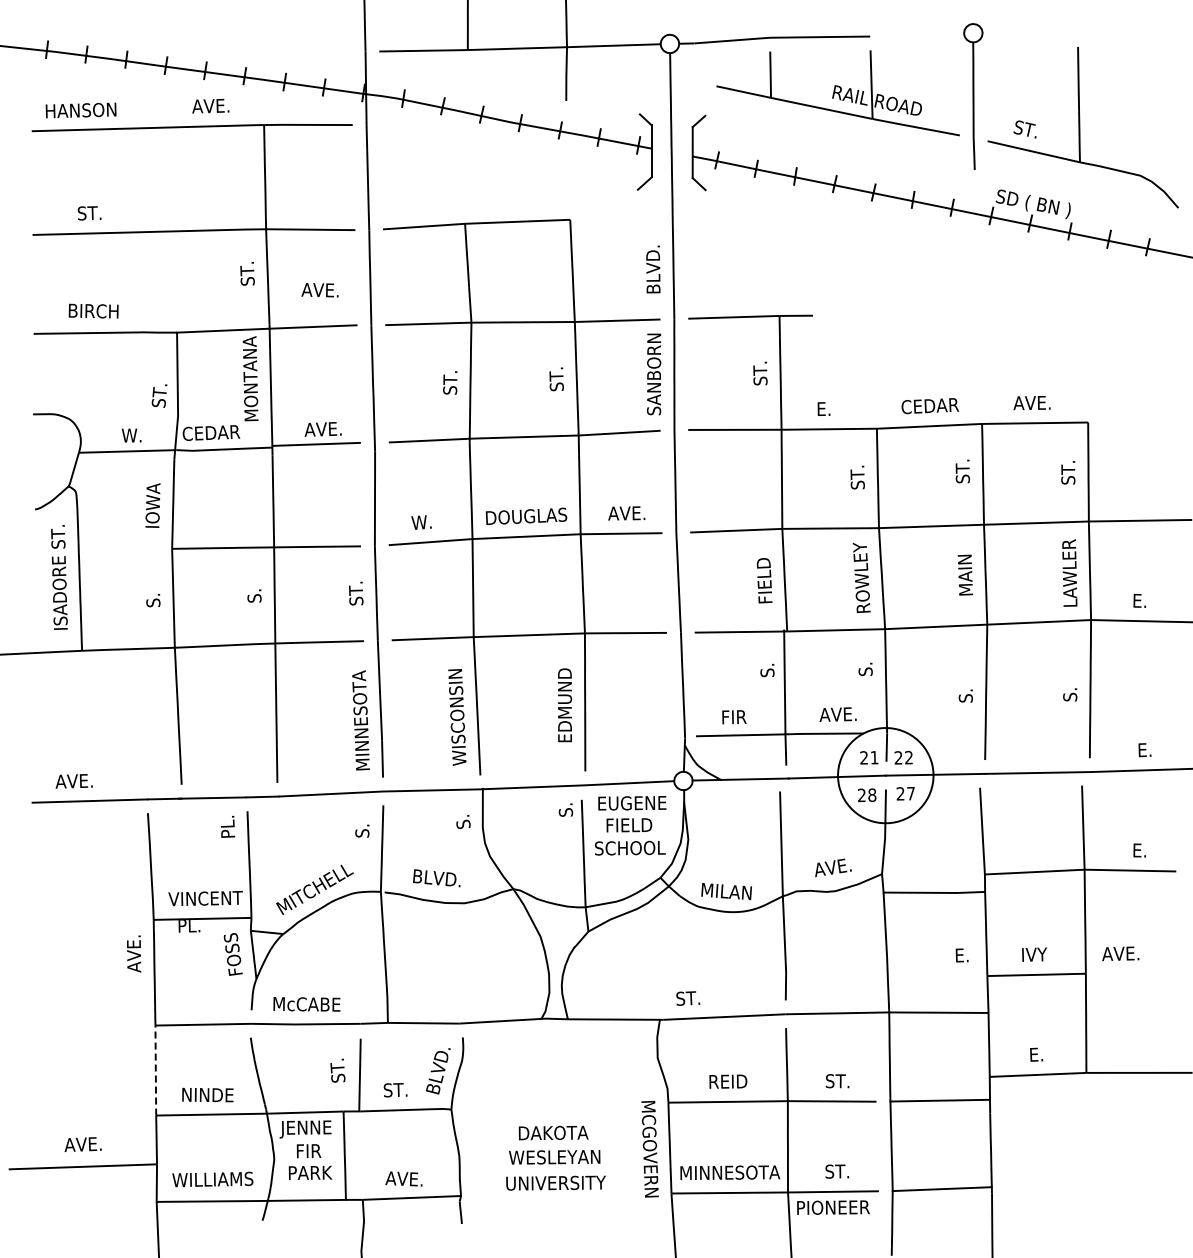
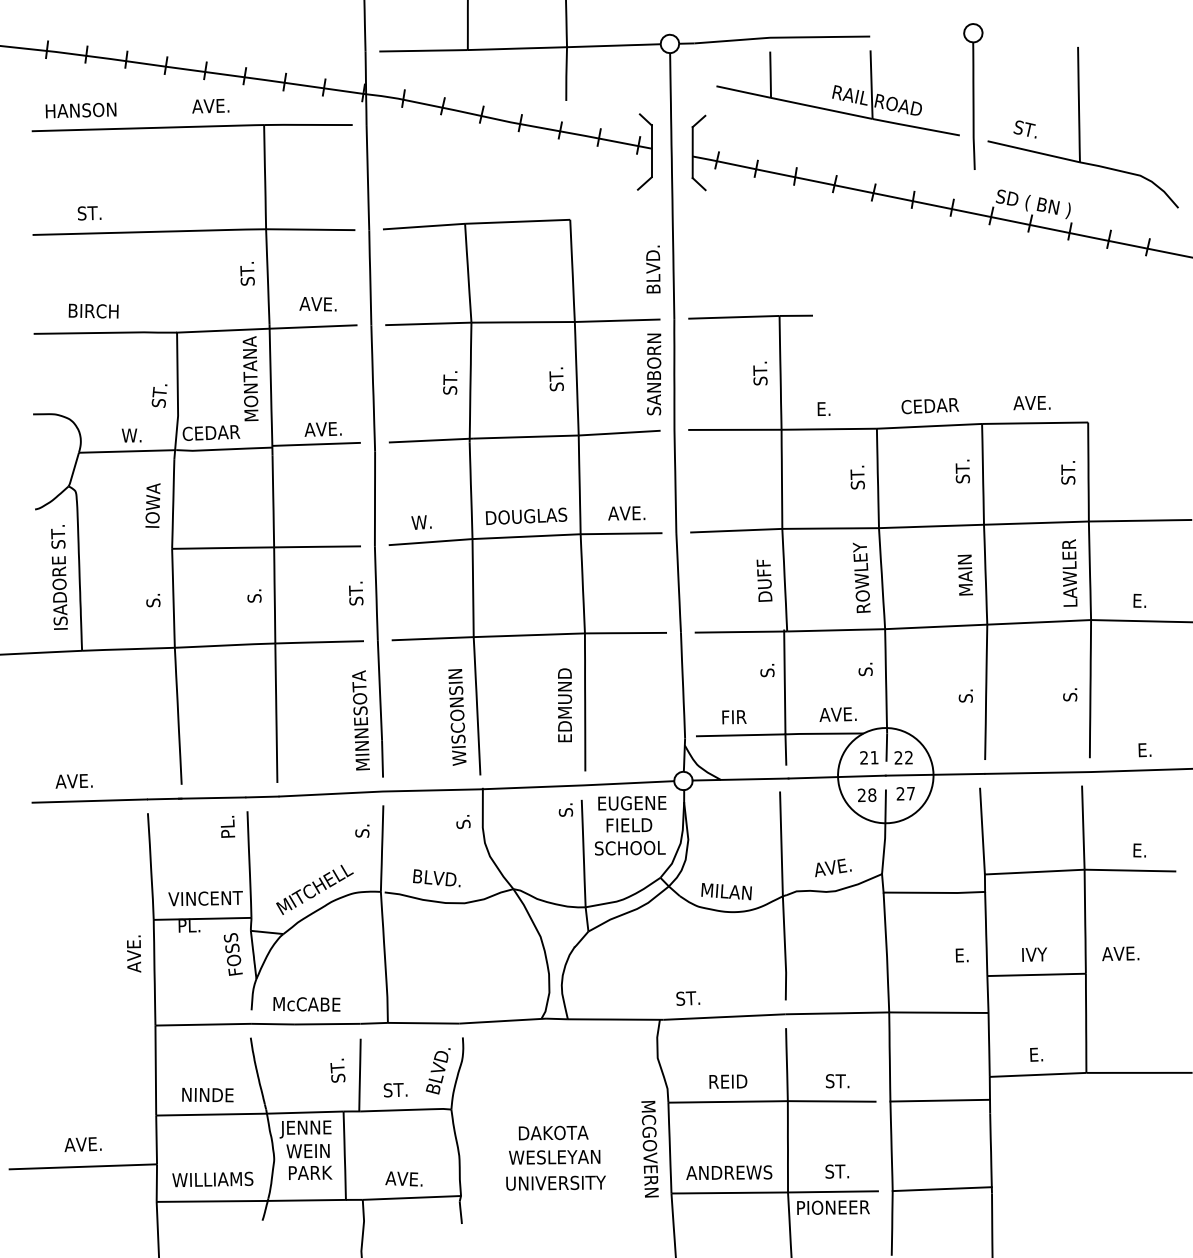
text position: (319, 290) -> (317, 304) (317, 304)
text: FIELD -> DUFF (764, 580)
line: dashed -> solid (155, 1070)
text: FIR -> WEIN (307, 1151)
text: MINNESOTA -> ANDREWS (730, 1172)
